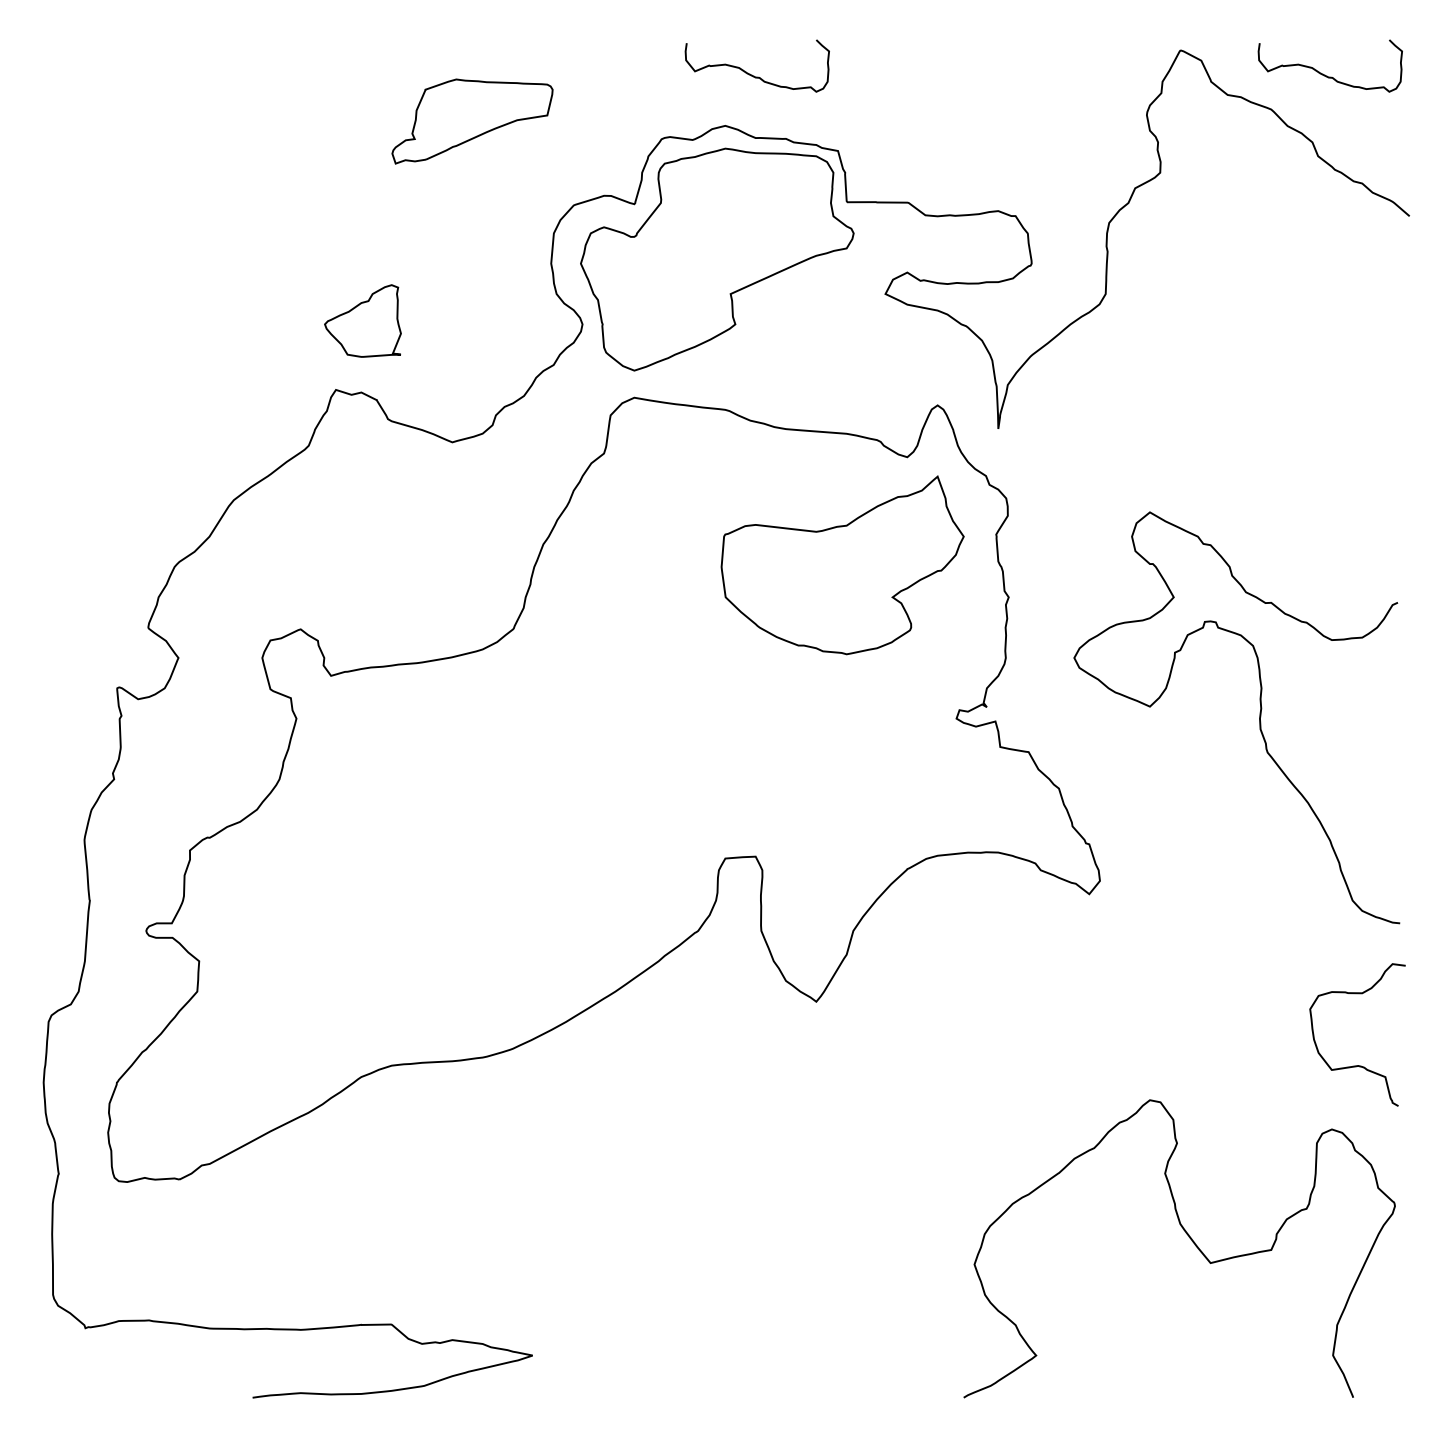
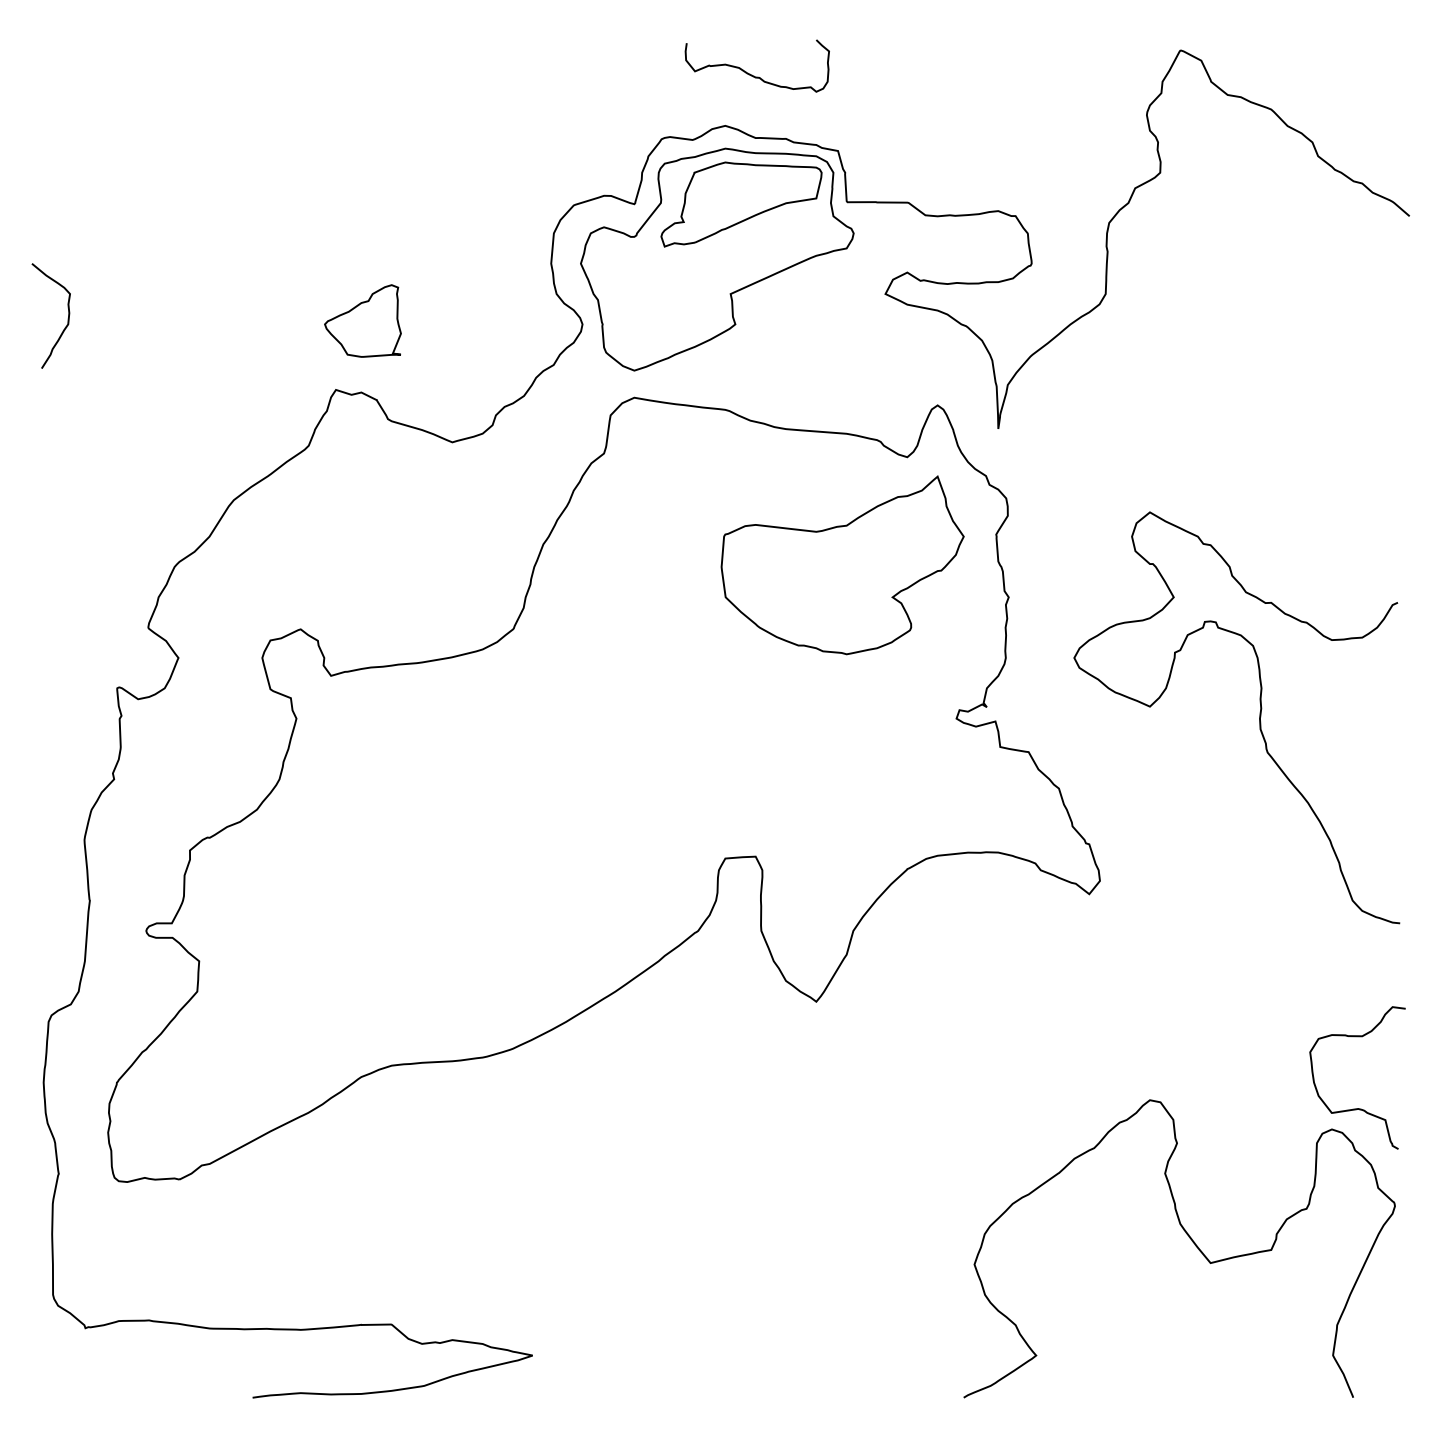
curve: present -> none (1325, 74)
part position: (472, 121) -> (741, 204) (741, 204)
curve: none -> present (67, 318)
curve position: (1357, 1065) -> (1357, 1108) (1357, 1108)
